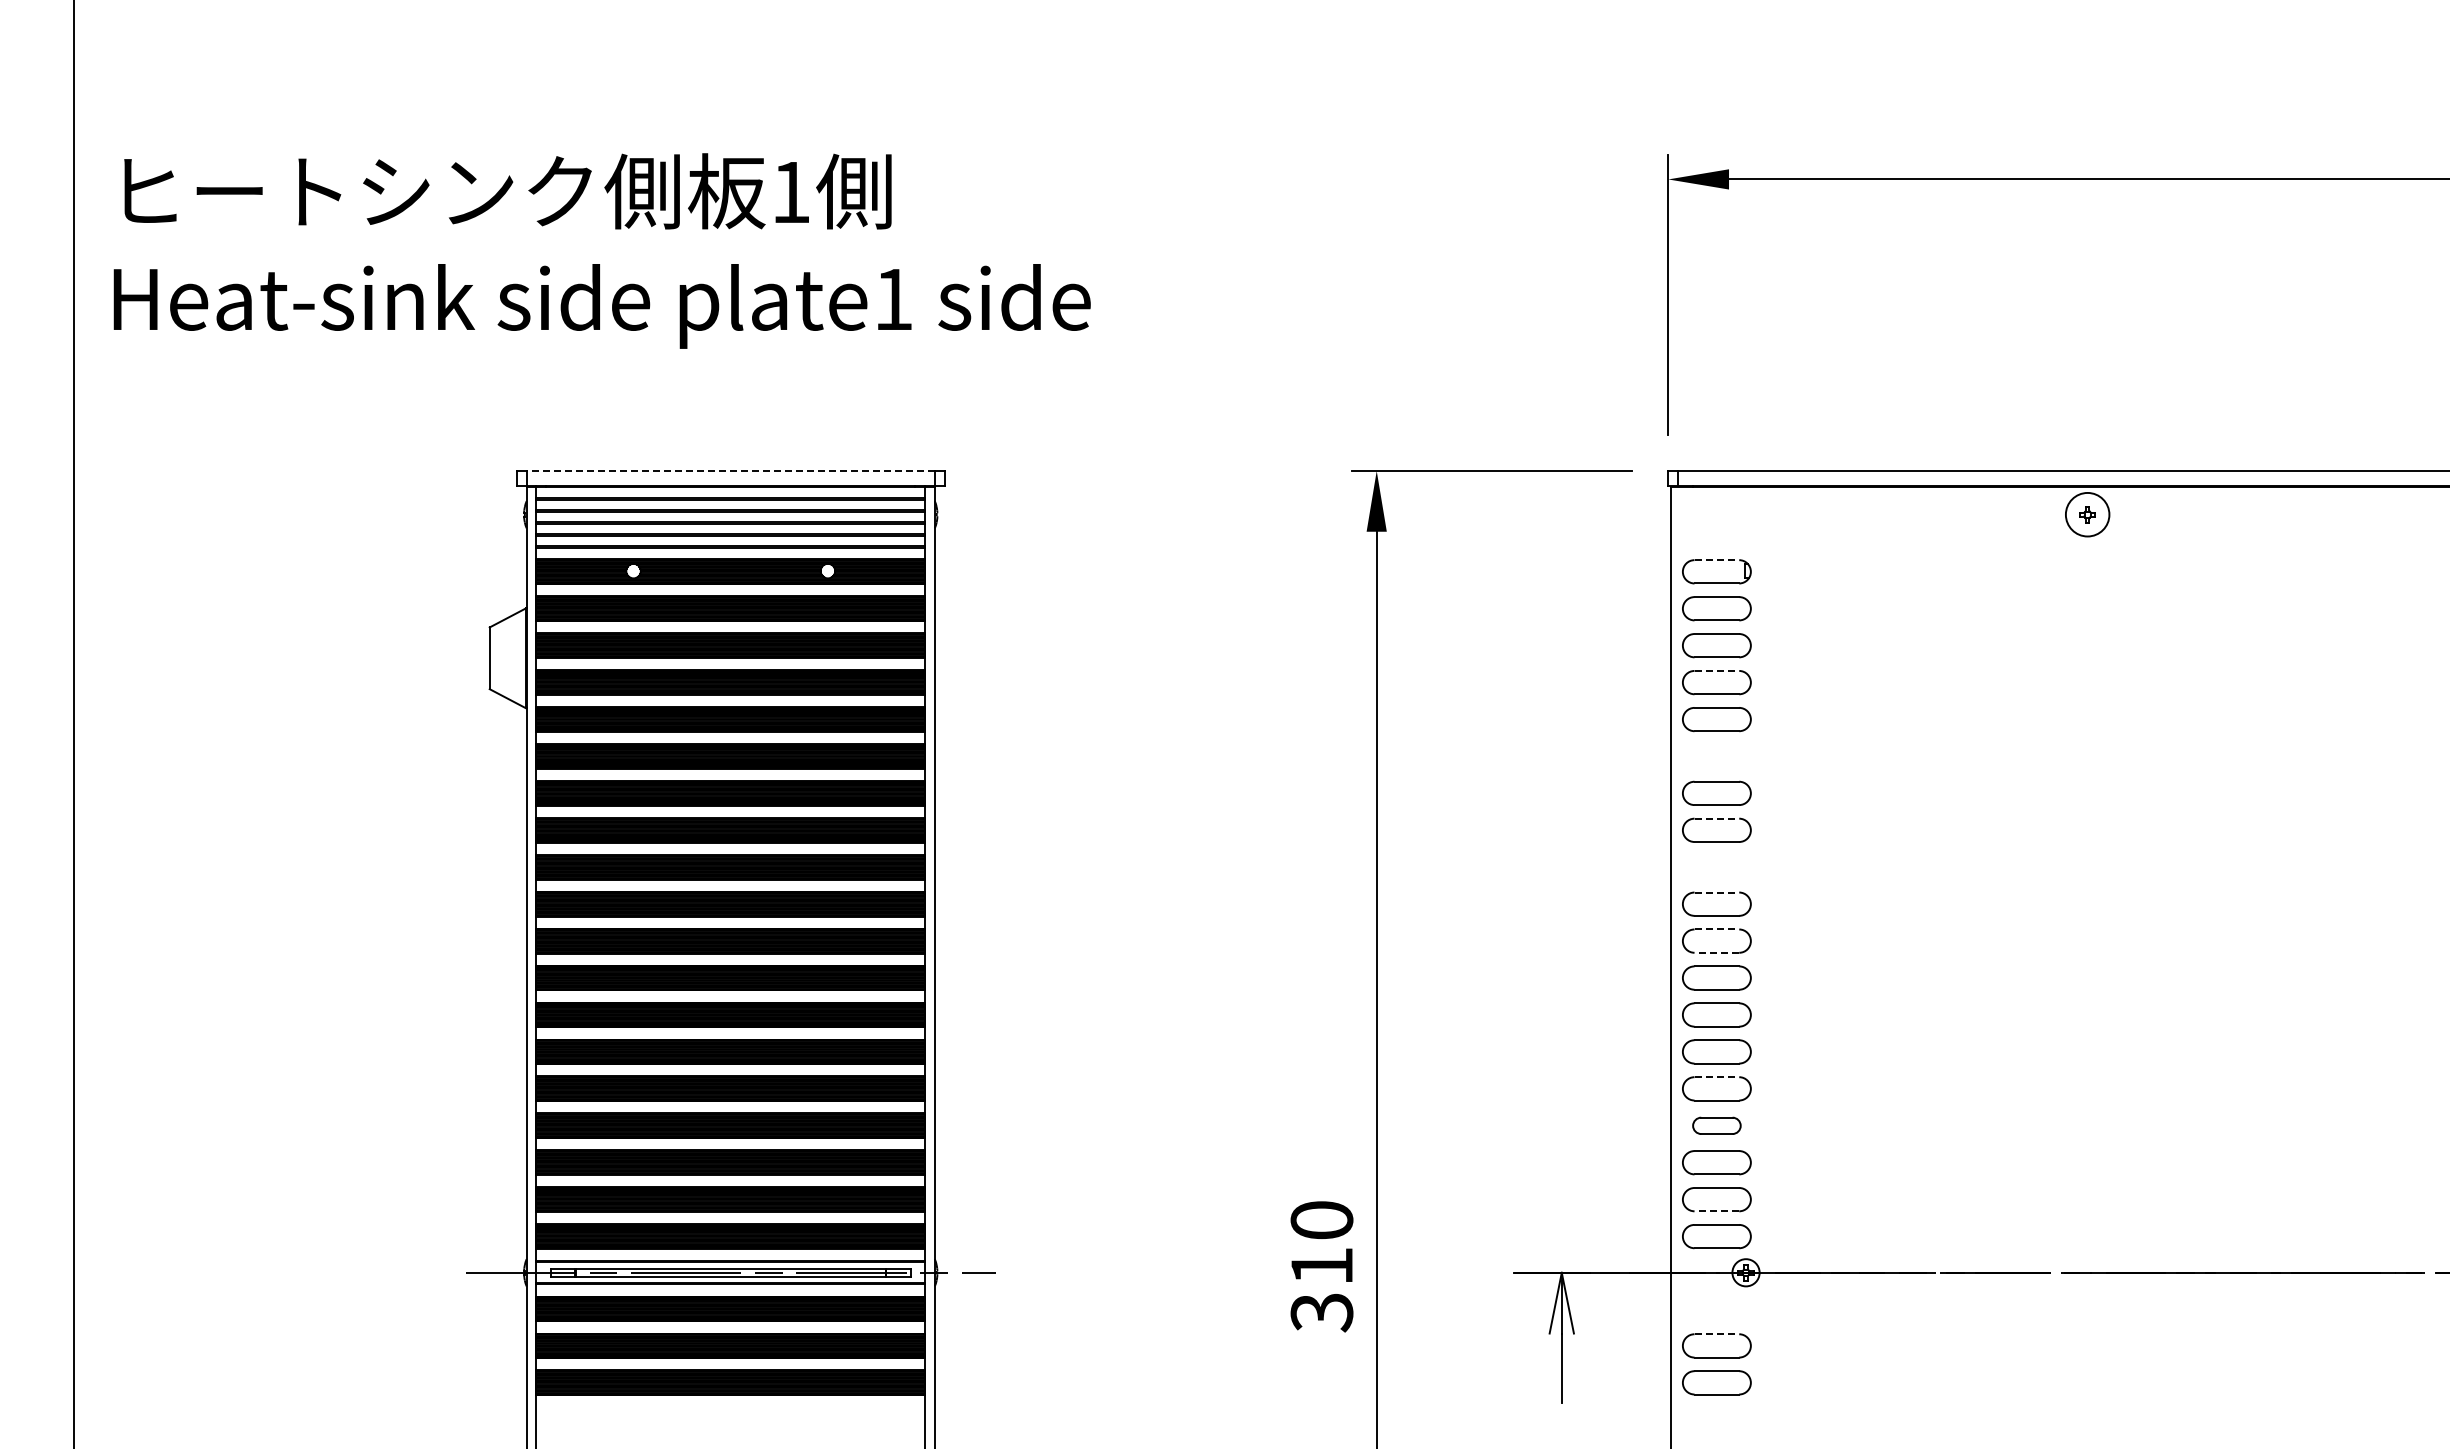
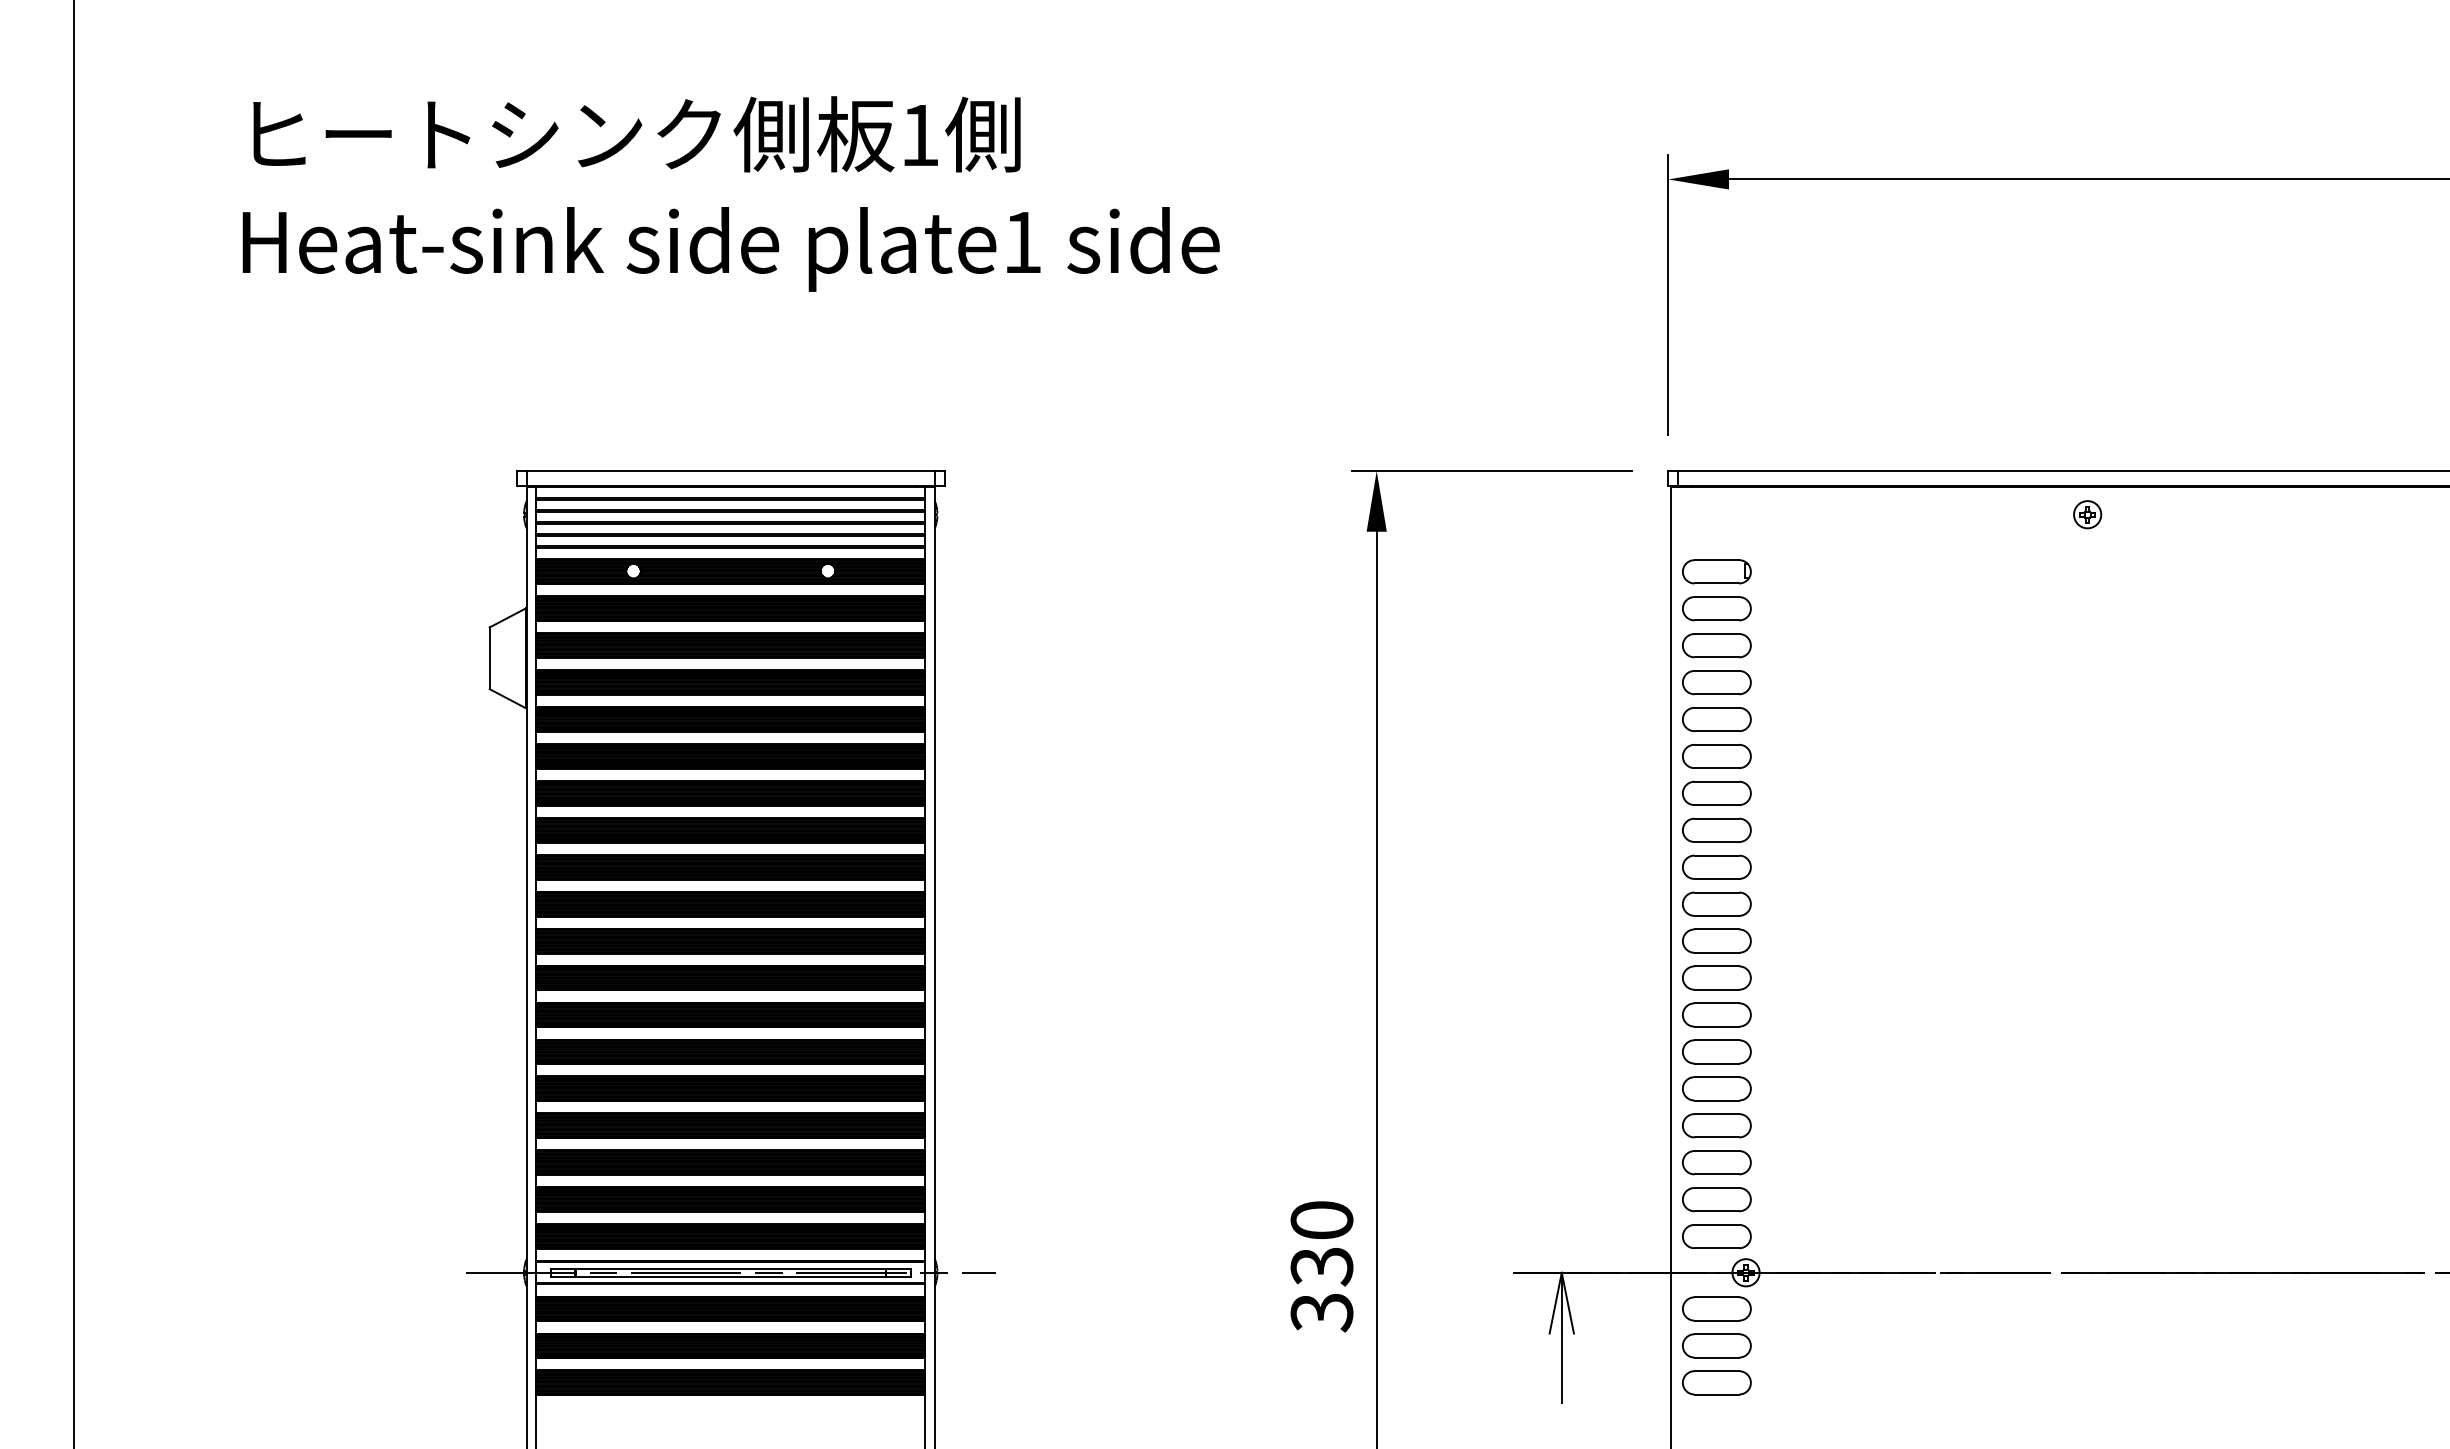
text position: (601, 250) -> (730, 193) (730, 193)
line: dashed -> solid (730, 470)
circle diameter: 44 px -> 27 px (2087, 514)
line: dashed -> solid (1717, 560)
line: dashed -> solid (1717, 670)
part: none -> present (1716, 756)
line: dashed -> solid (1717, 818)
part: none -> present (1716, 866)
line: dashed -> solid (1717, 892)
line: dashed -> solid (1717, 929)
line: dashed -> solid (1716, 952)
line: dashed -> solid (1717, 1077)
part size: 50x19 px -> 70x26 px (1716, 1125)
line: dashed -> solid (1716, 1211)
text: 310 -> 330 (1321, 1267)
part: none -> present (1716, 1308)
line: dashed -> solid (1717, 1334)
